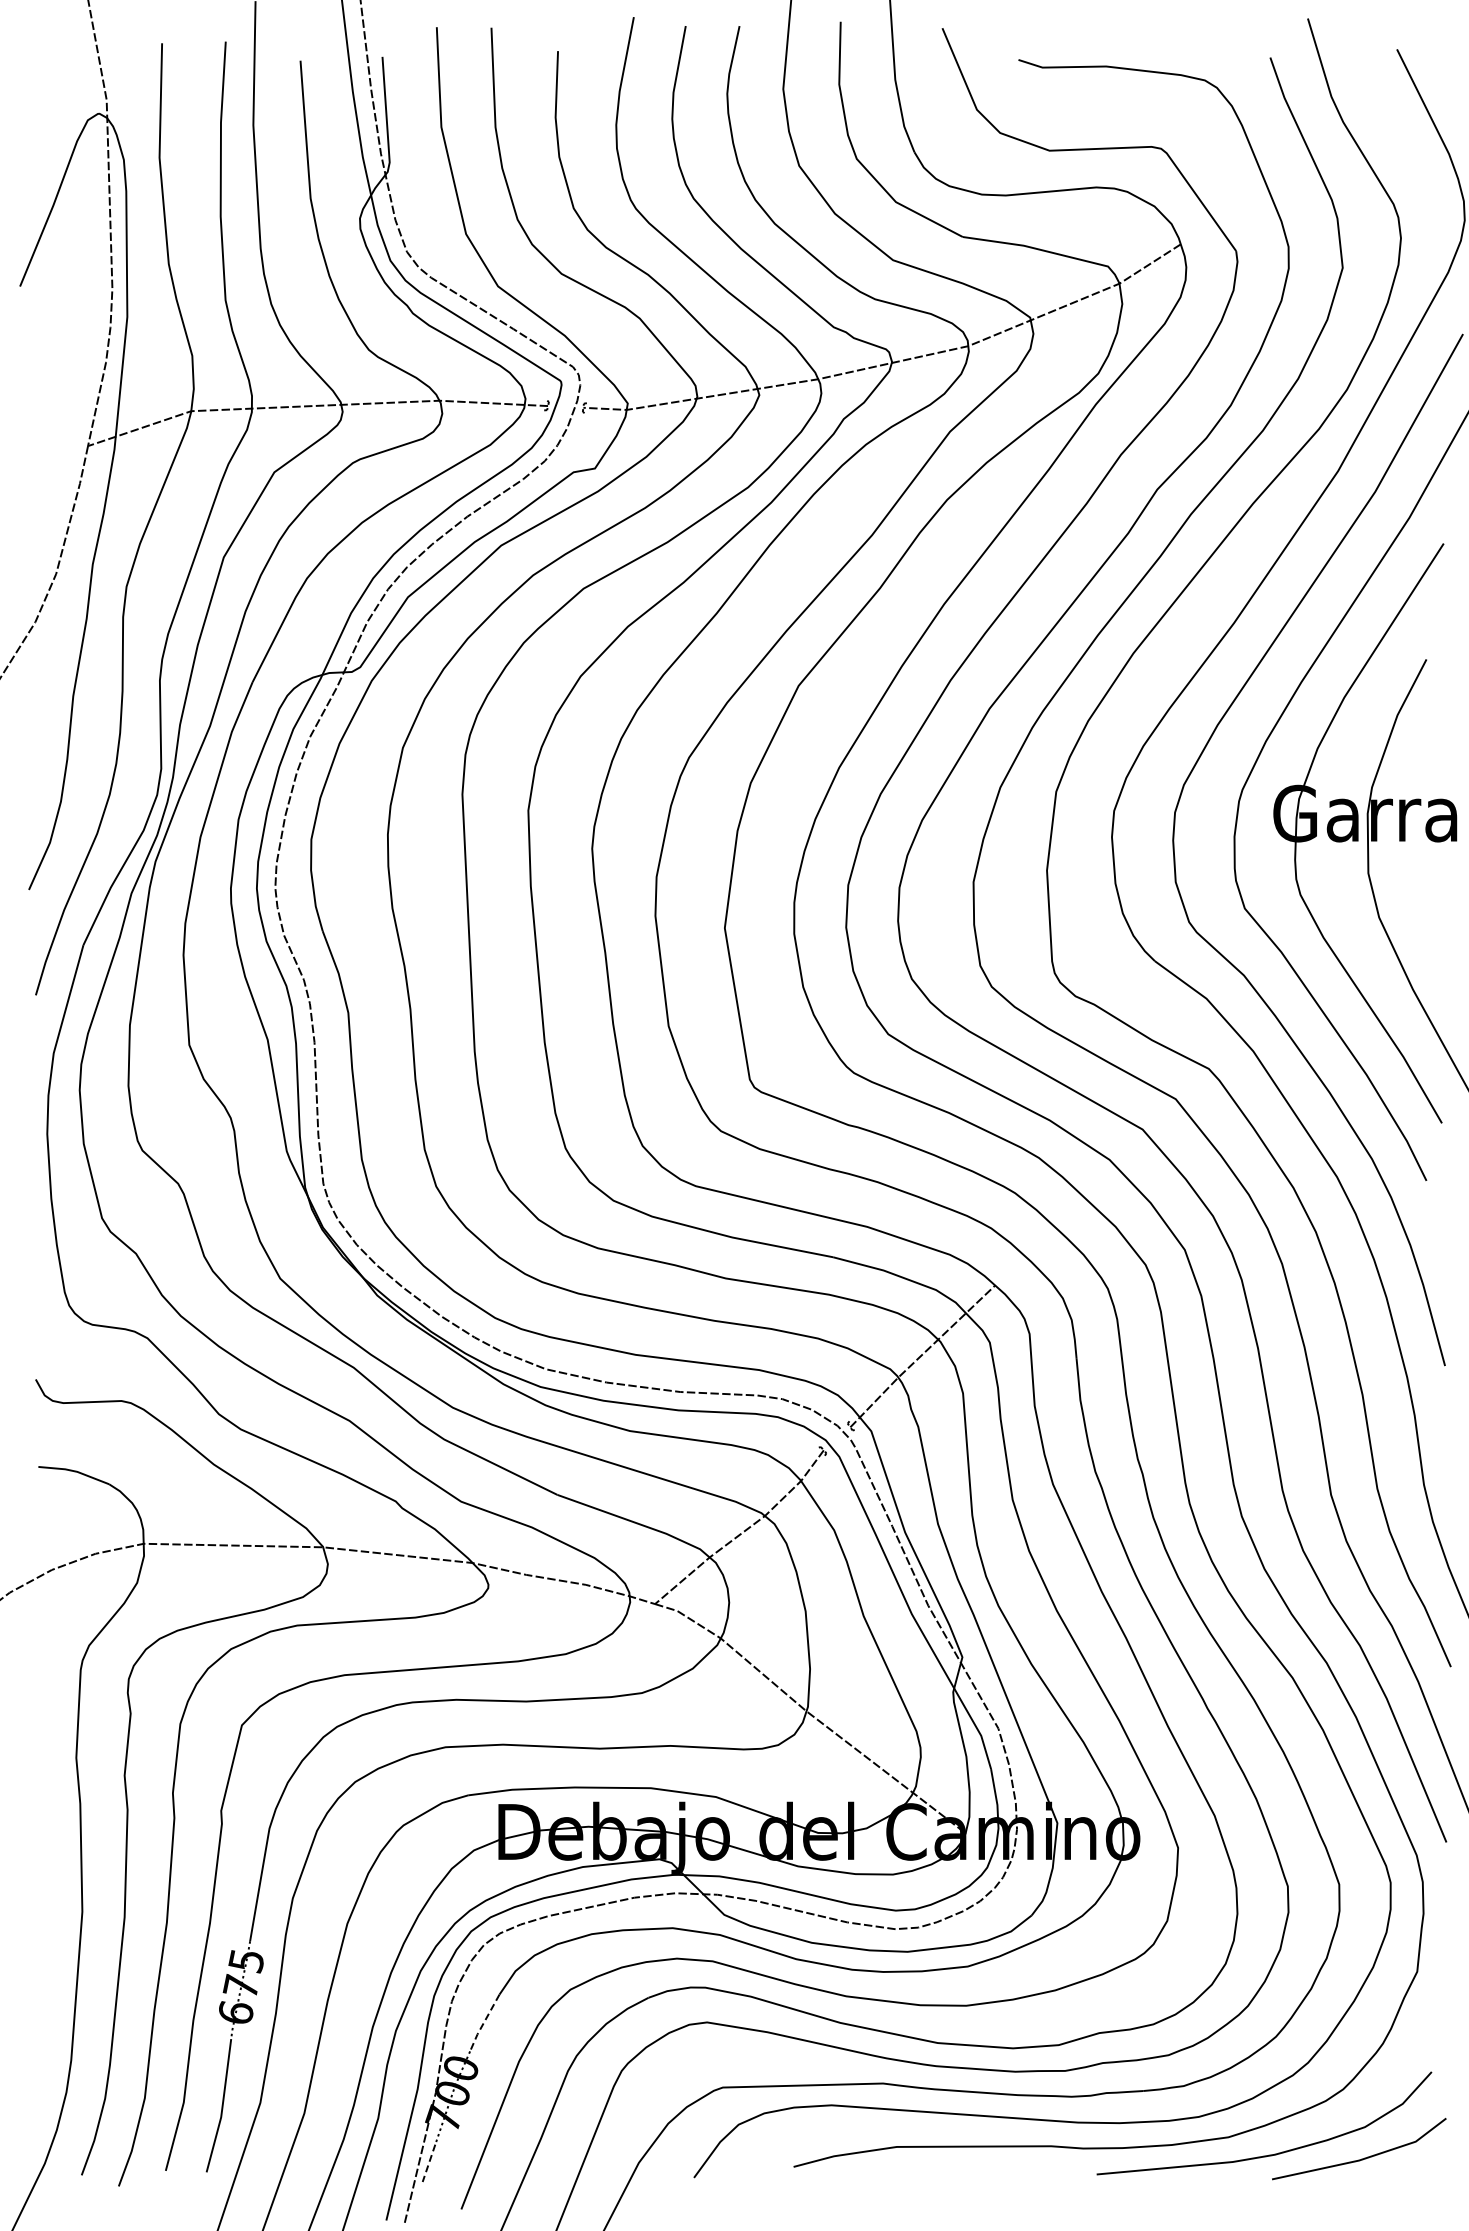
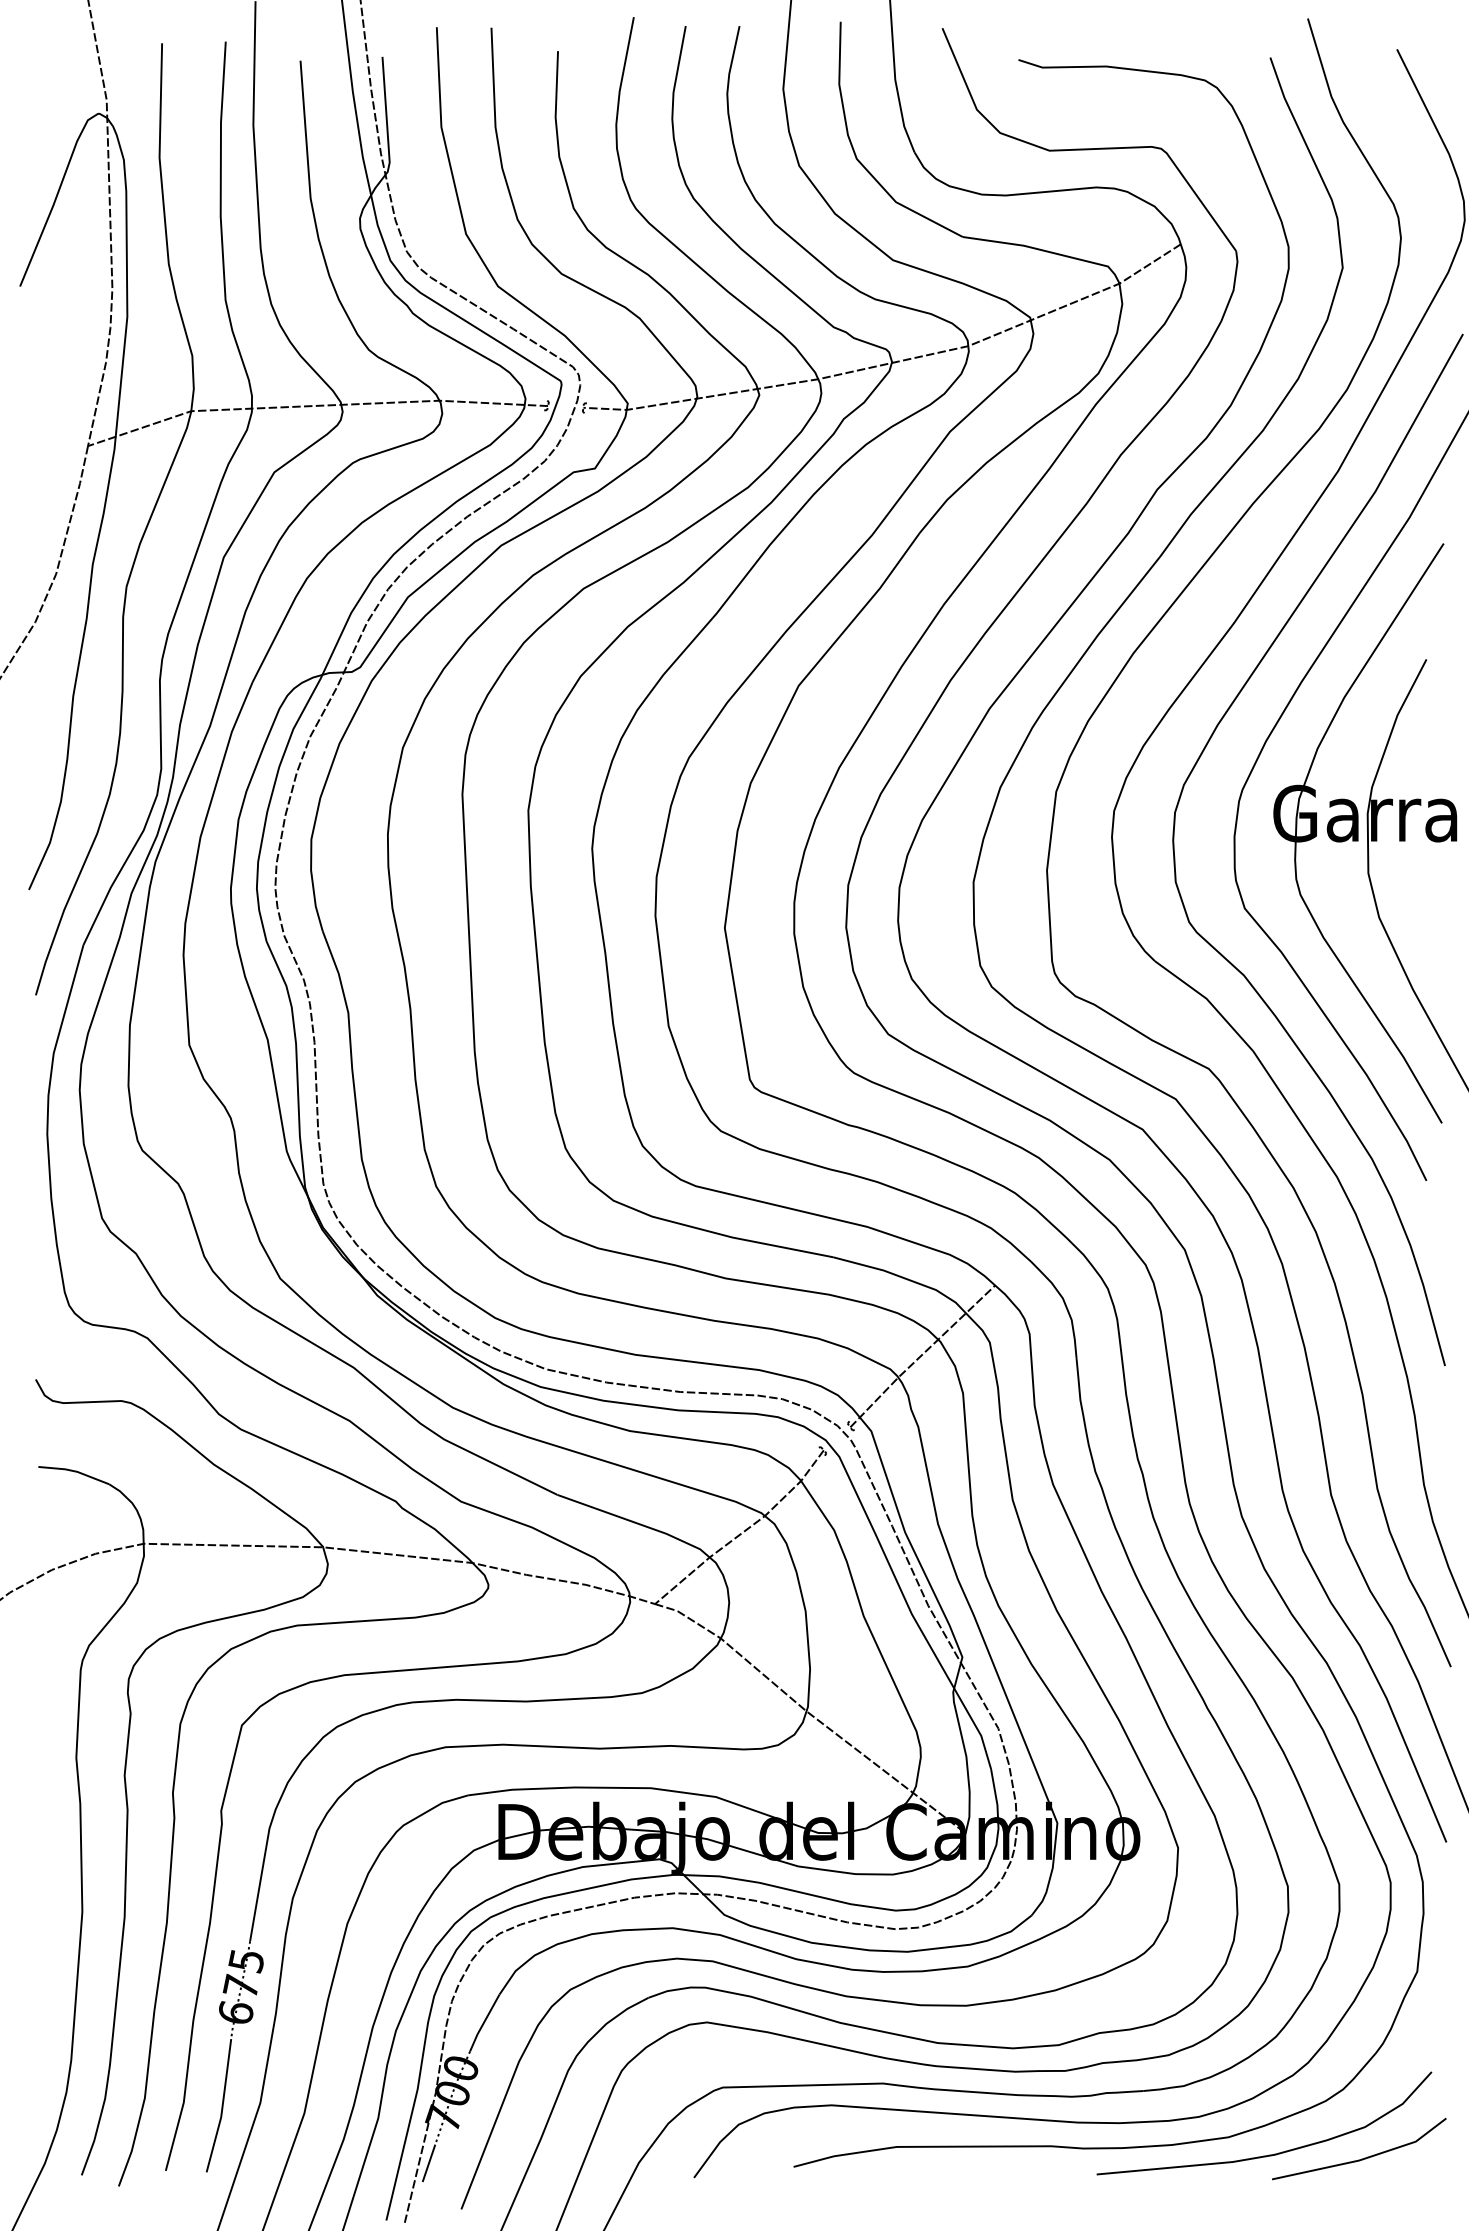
line: dashed -> solid (483, 2023)
line: dashed -> solid (429, 2163)
